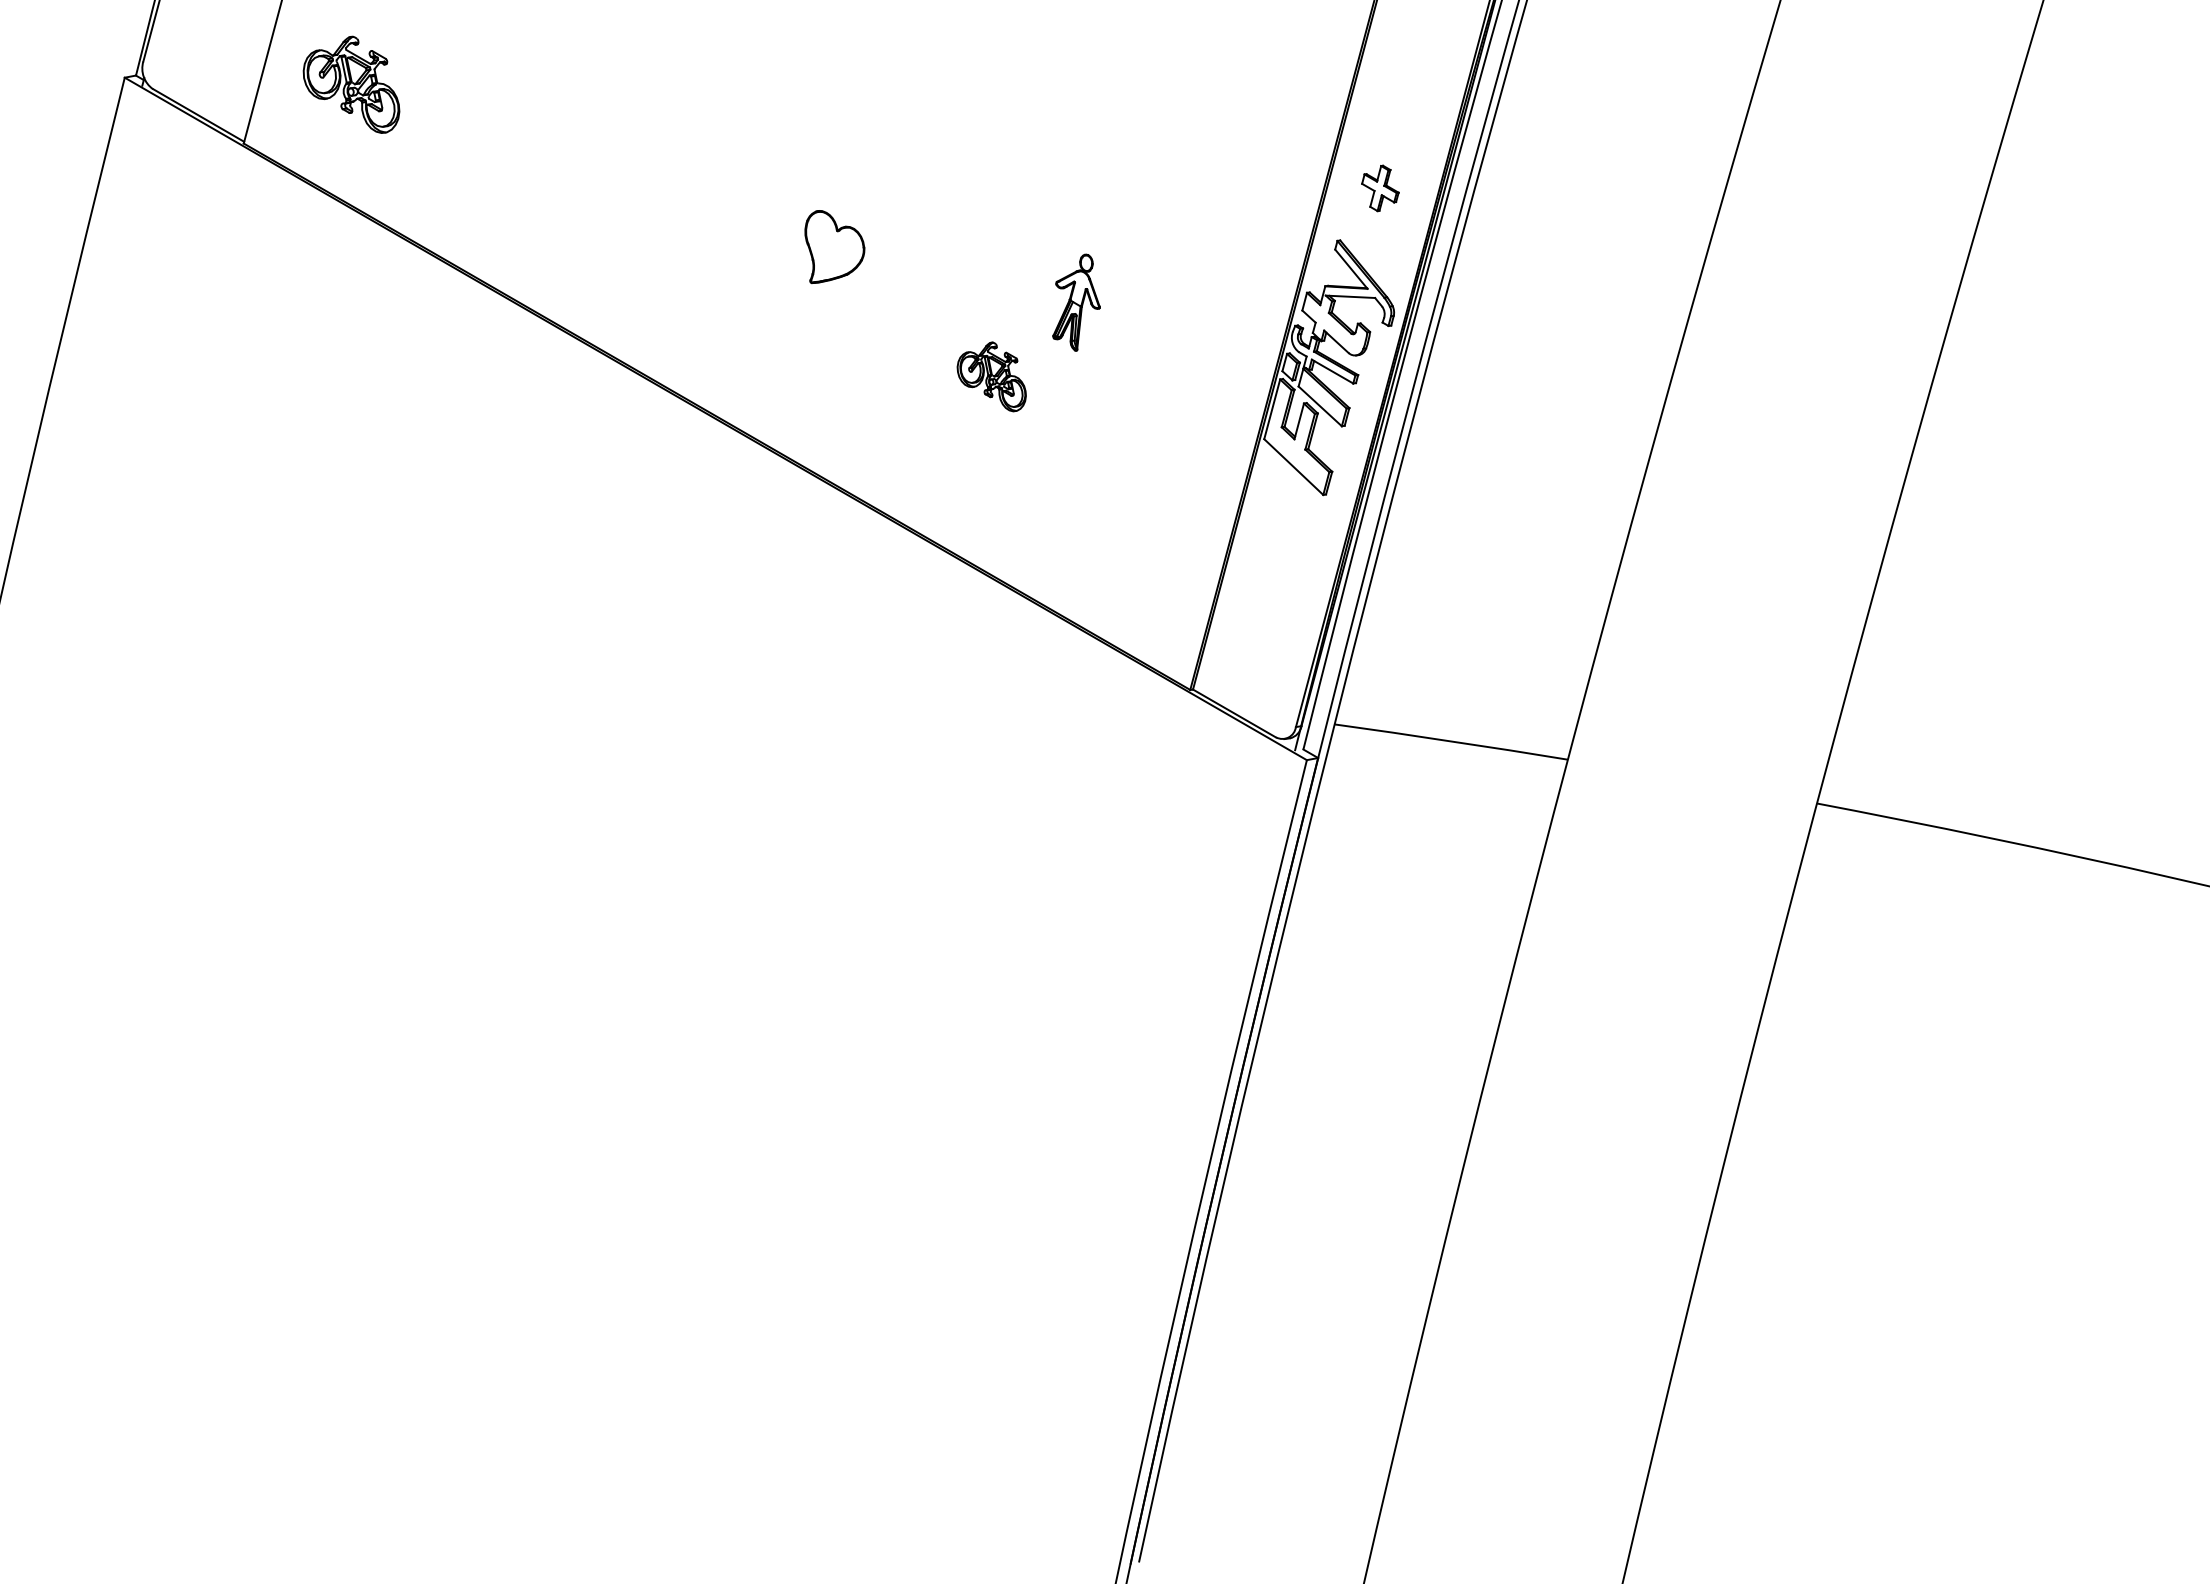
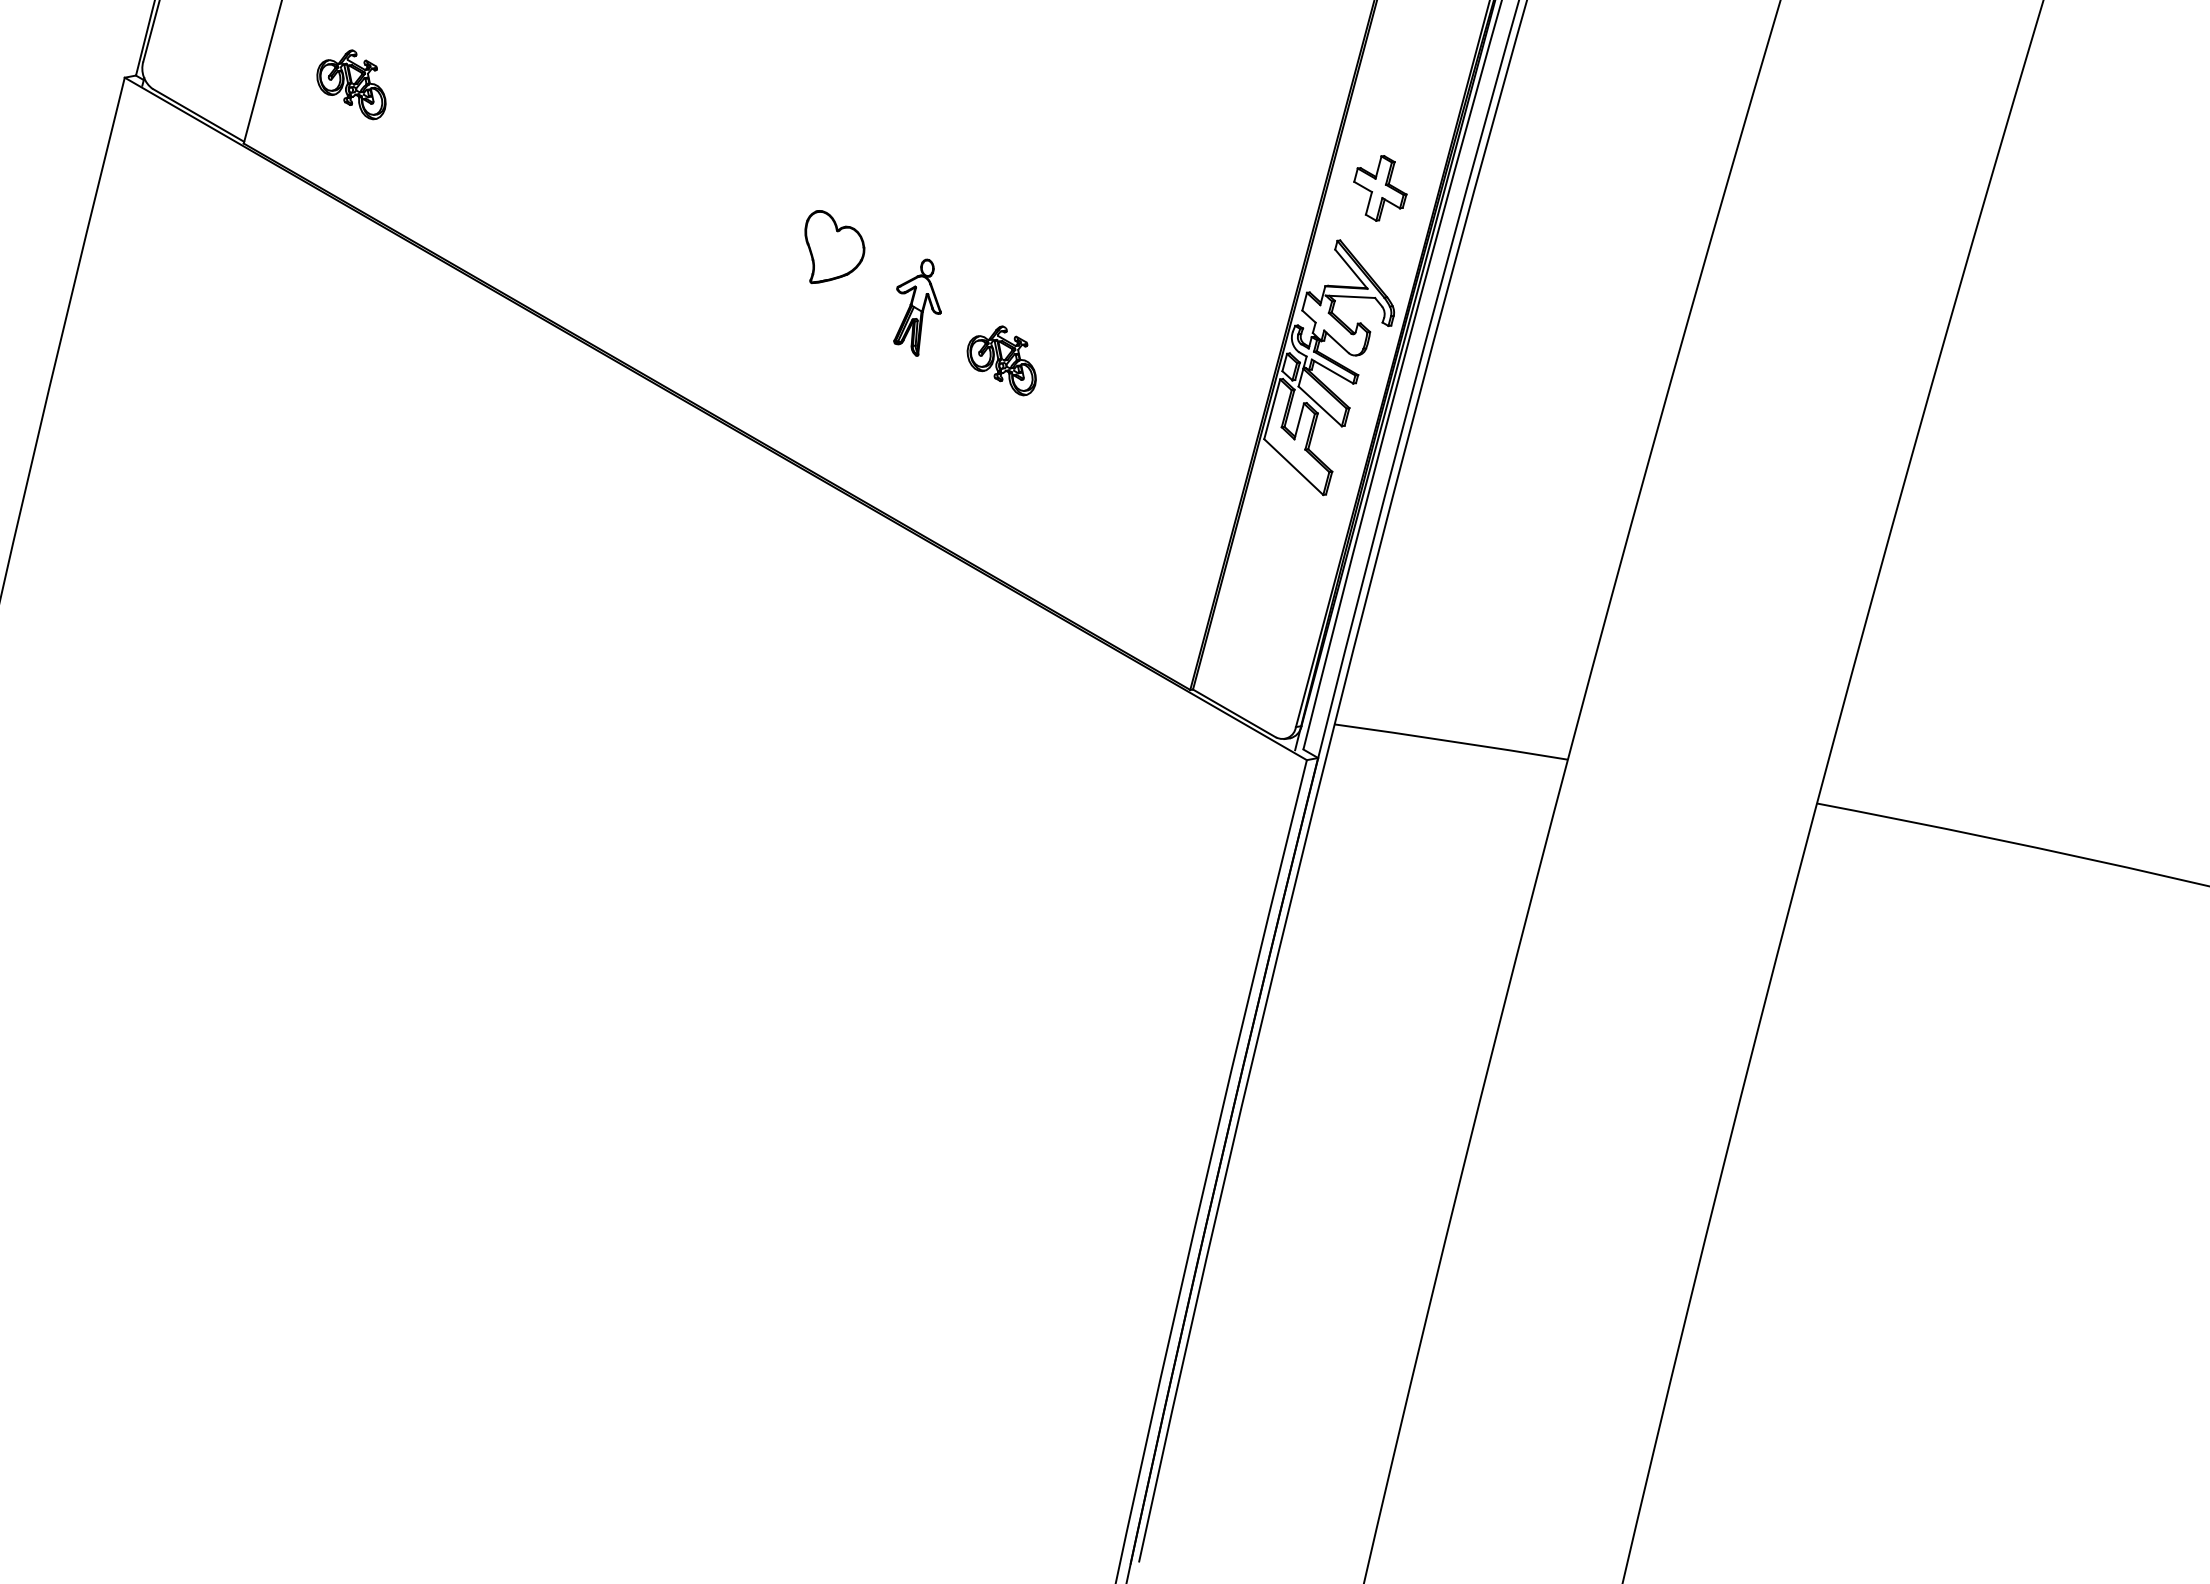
part size: 99x99 px -> 71x72 px (351, 84)
part size: 39x49 px -> 55x67 px (1380, 188)
part position: (1076, 302) -> (917, 307) (917, 307)
part position: (991, 376) -> (1001, 360) (1001, 360)
